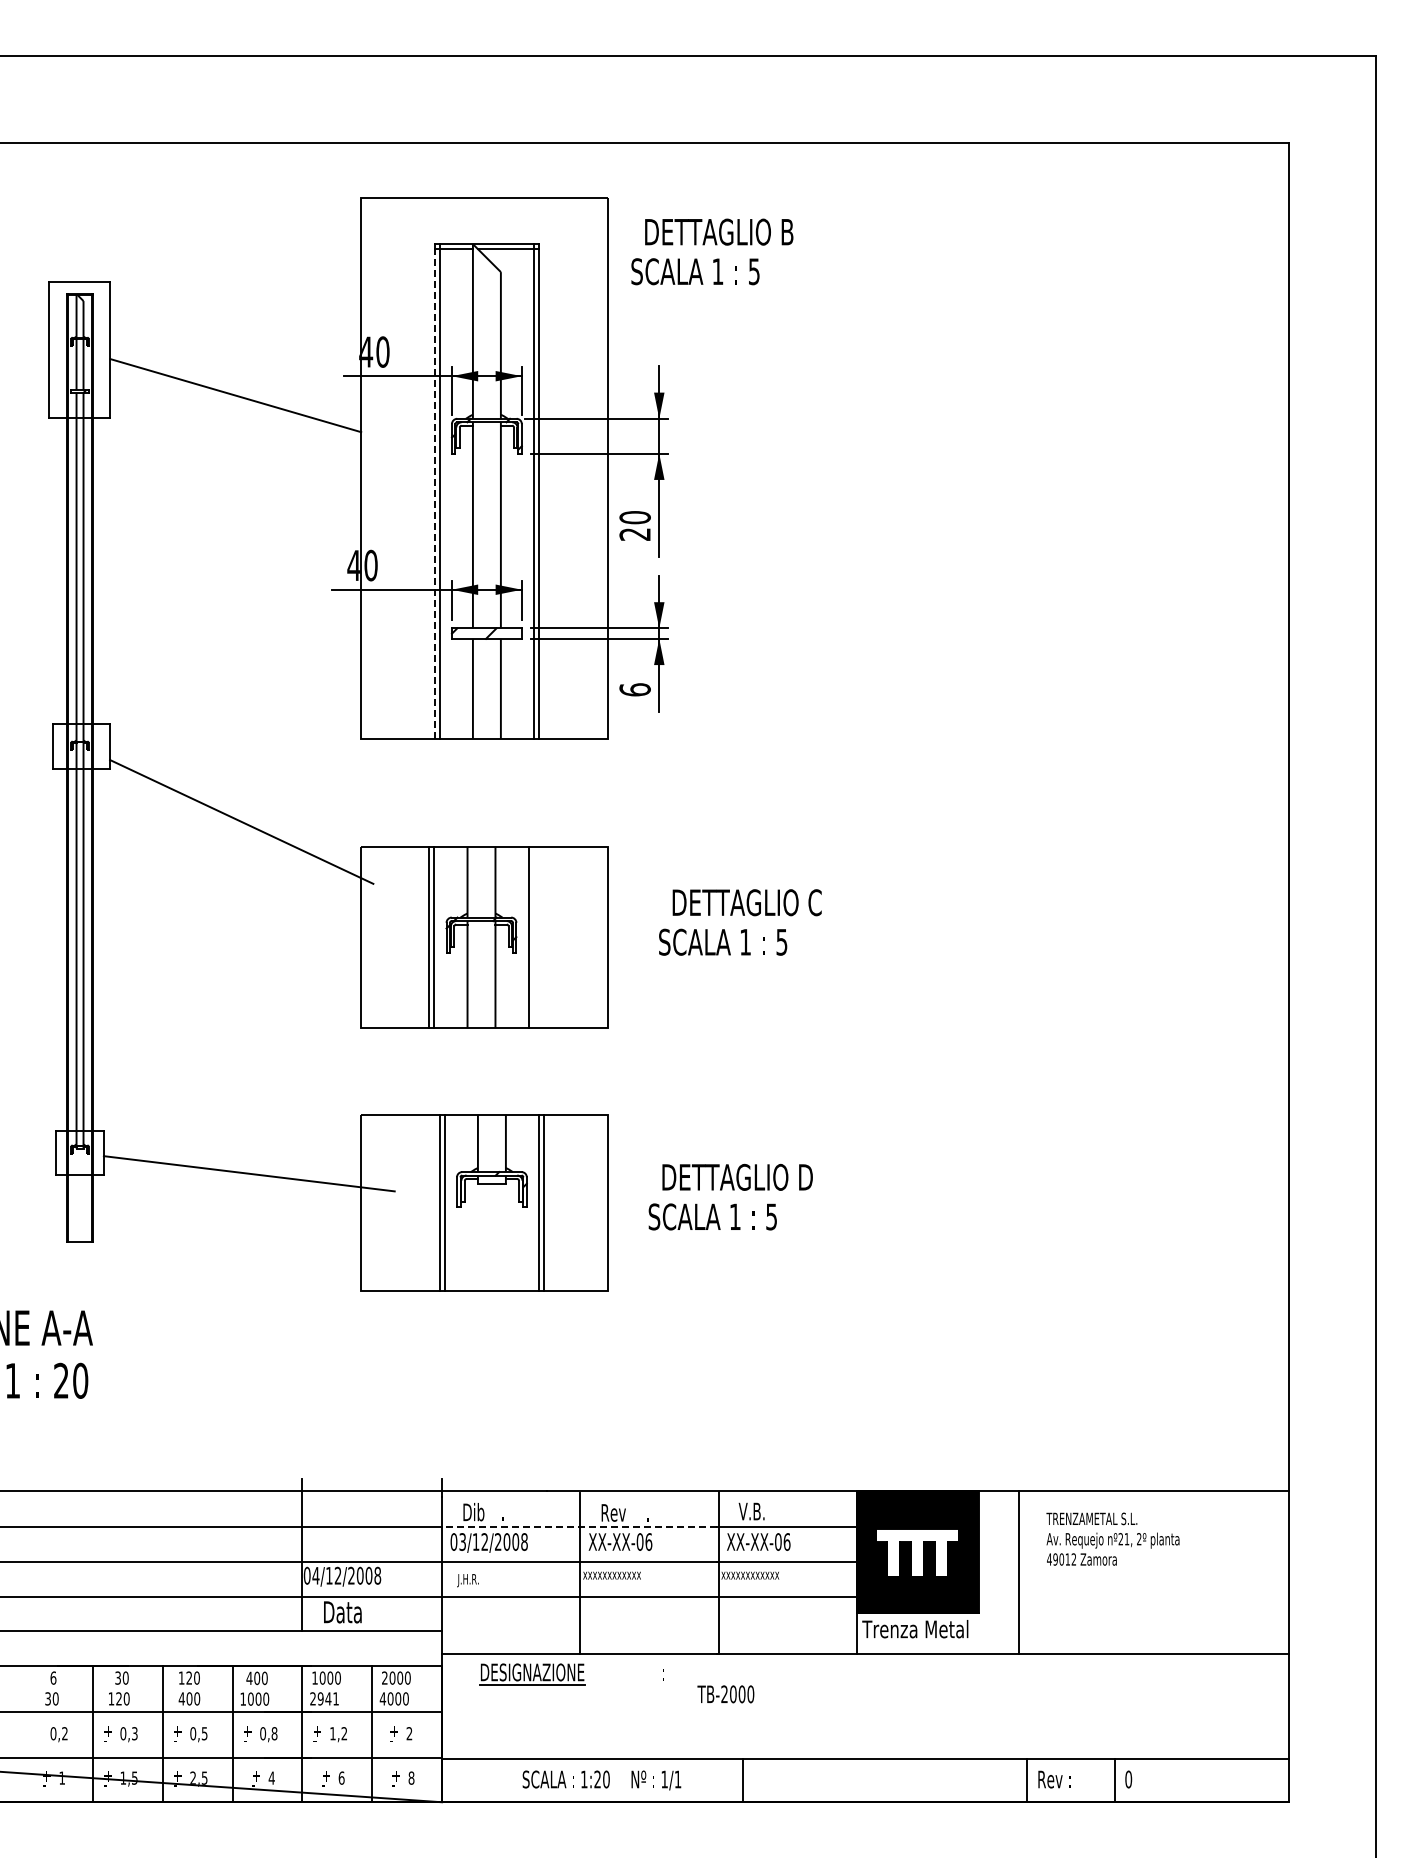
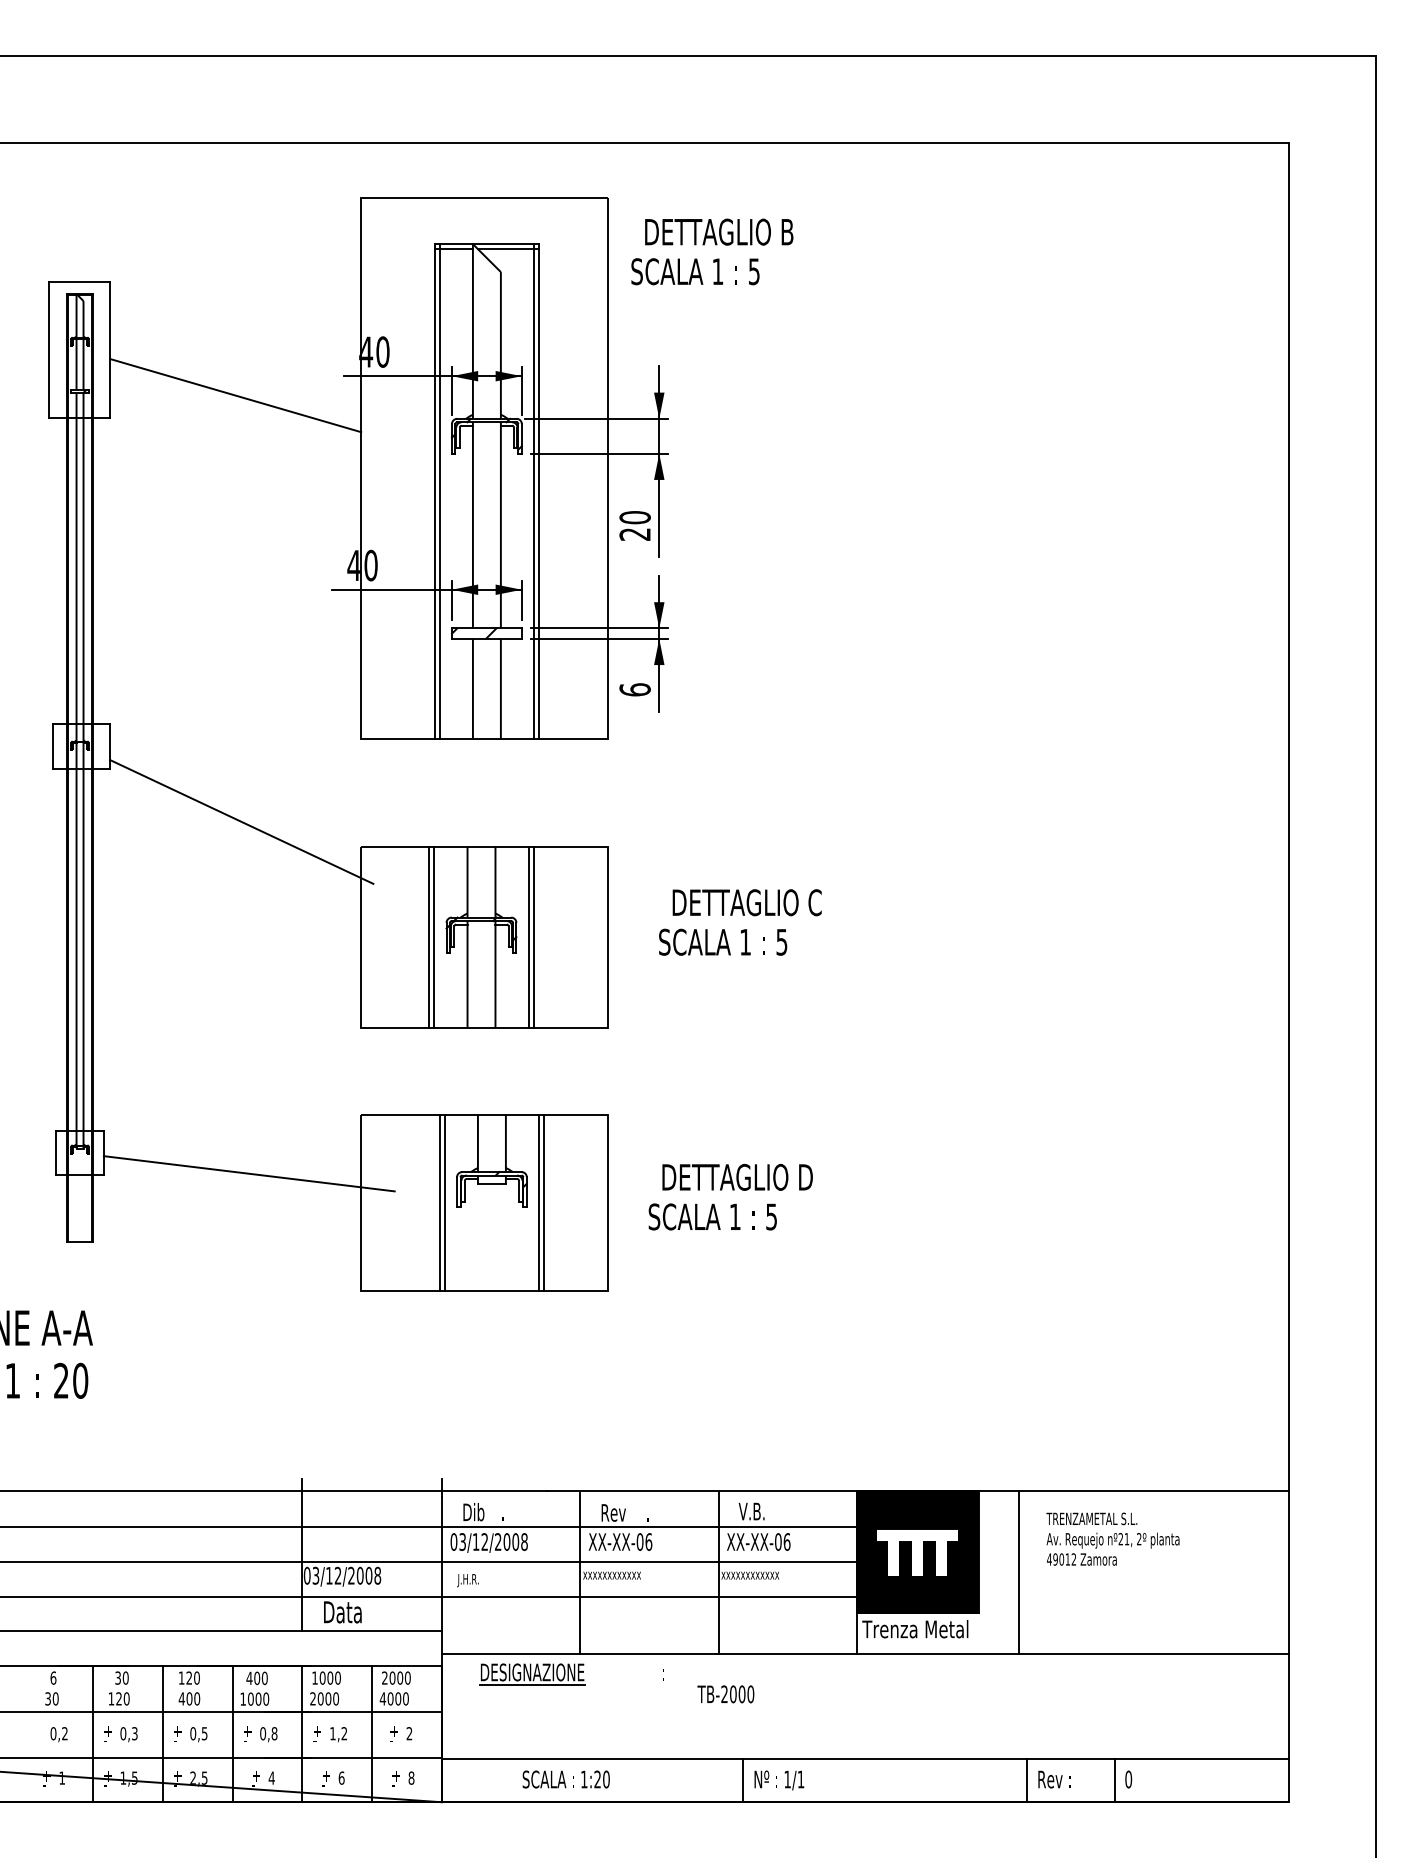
line: dashed -> solid (434, 494)
line: none -> present (533, 937)
line: dashed -> solid (579, 1527)
text: 04/12/2008 -> 03/12/2008 (315, 1575)
text: 2941 -> 2000 (328, 1698)
text position: (656, 1780) -> (779, 1780) (779, 1780)
